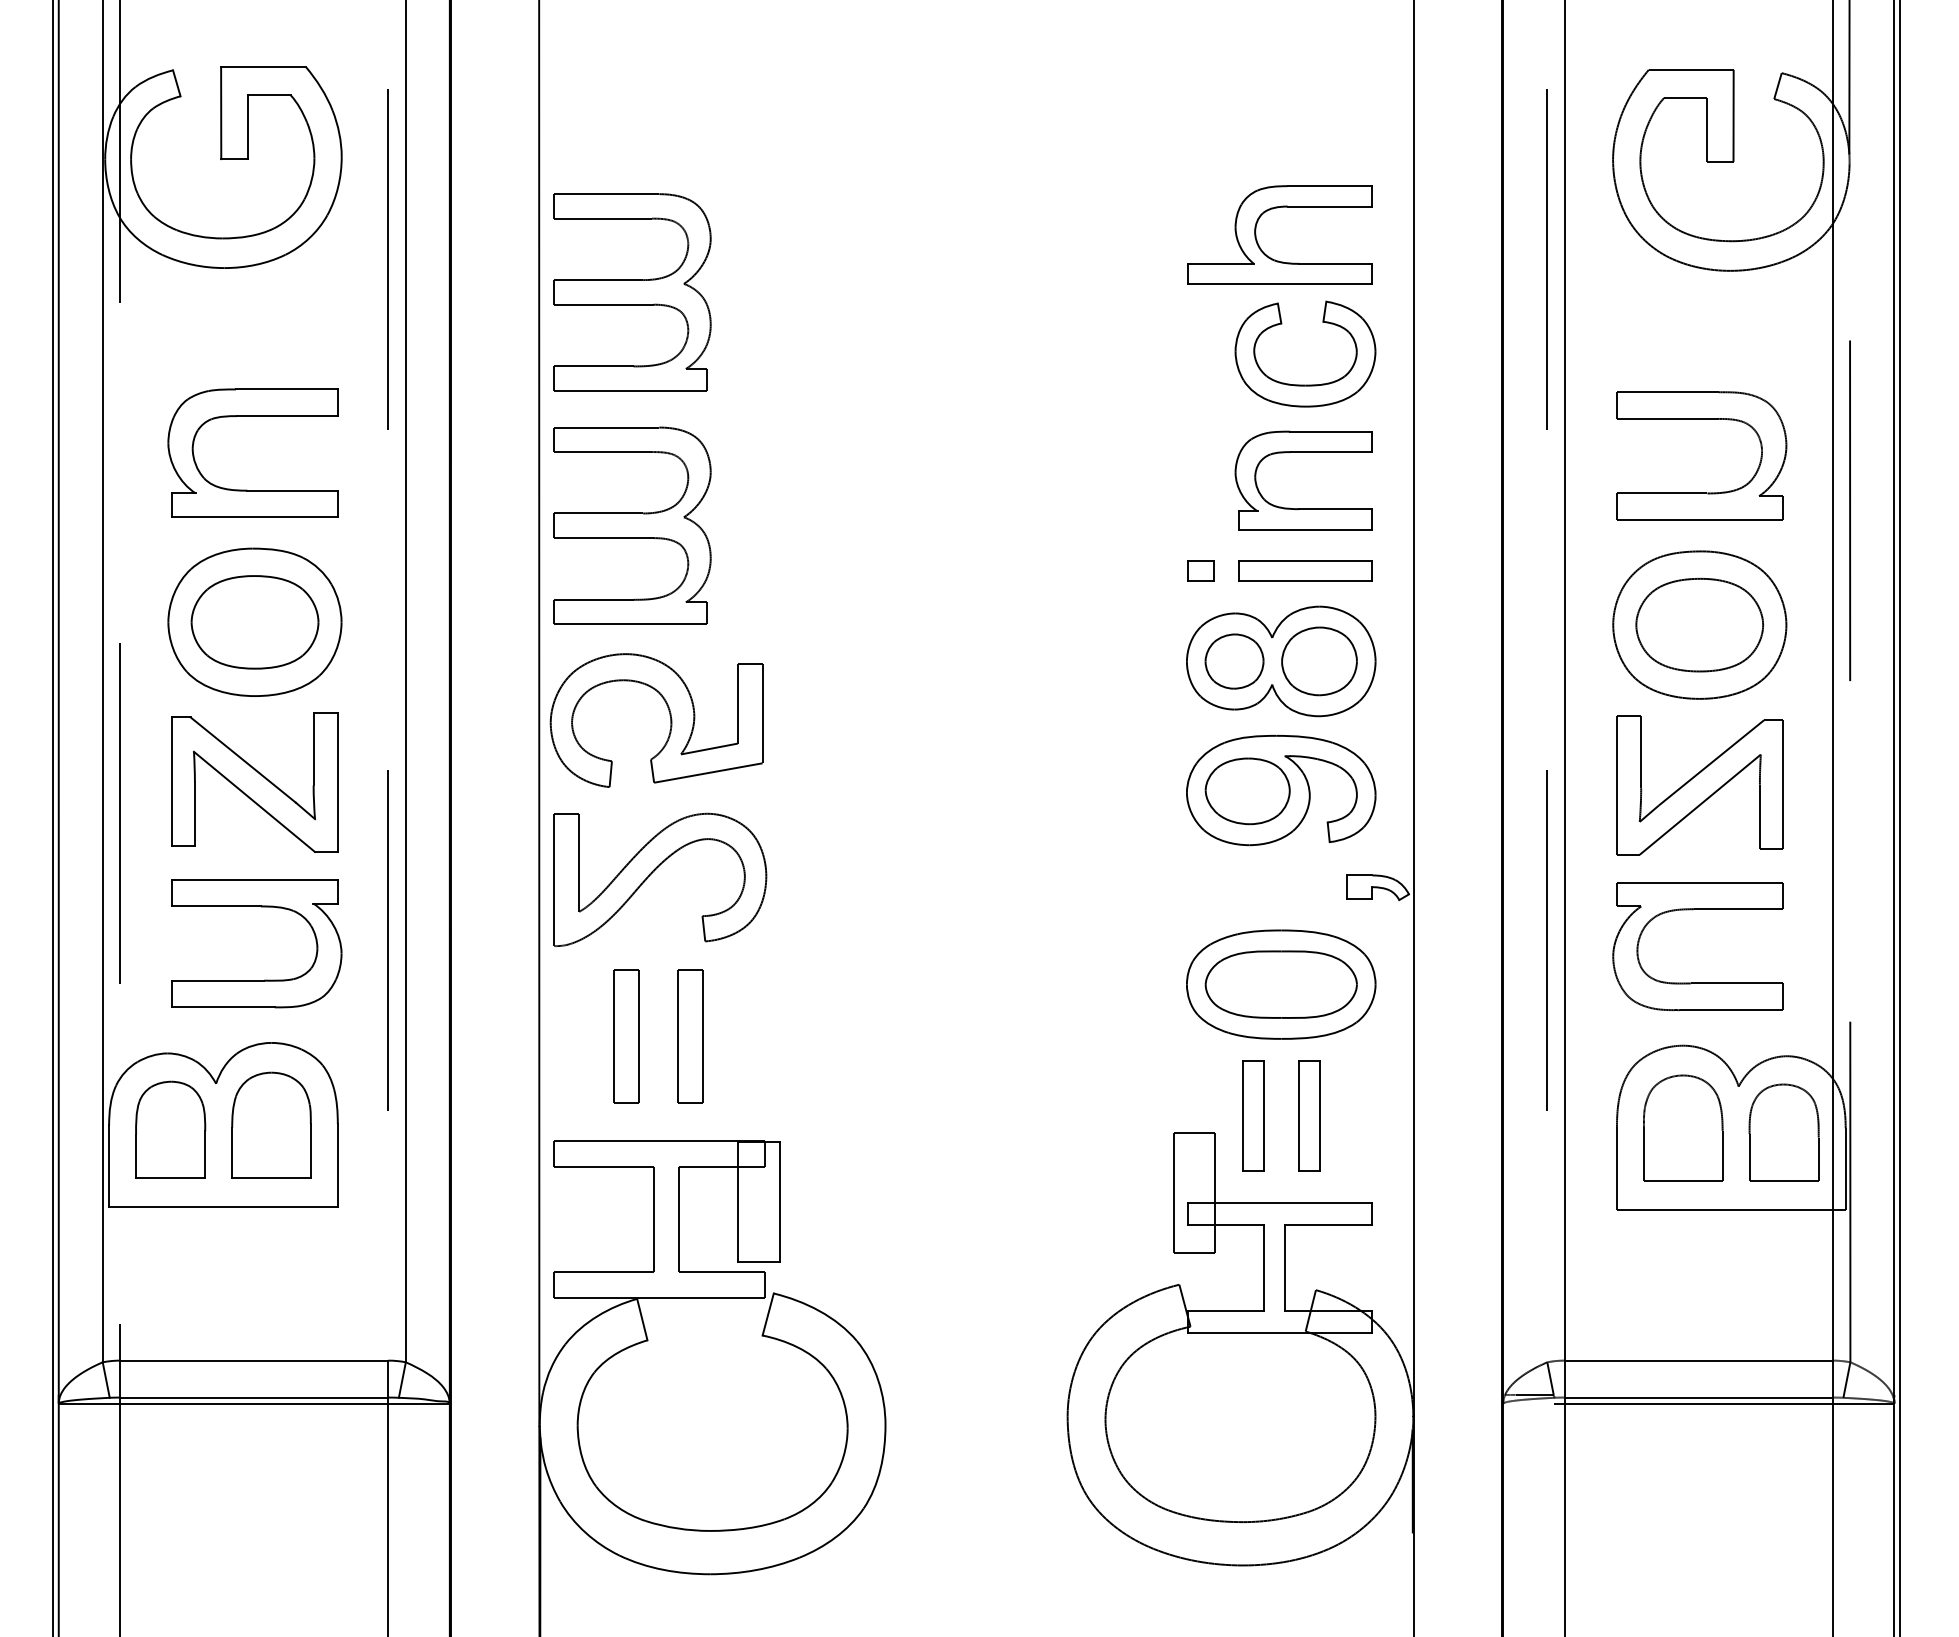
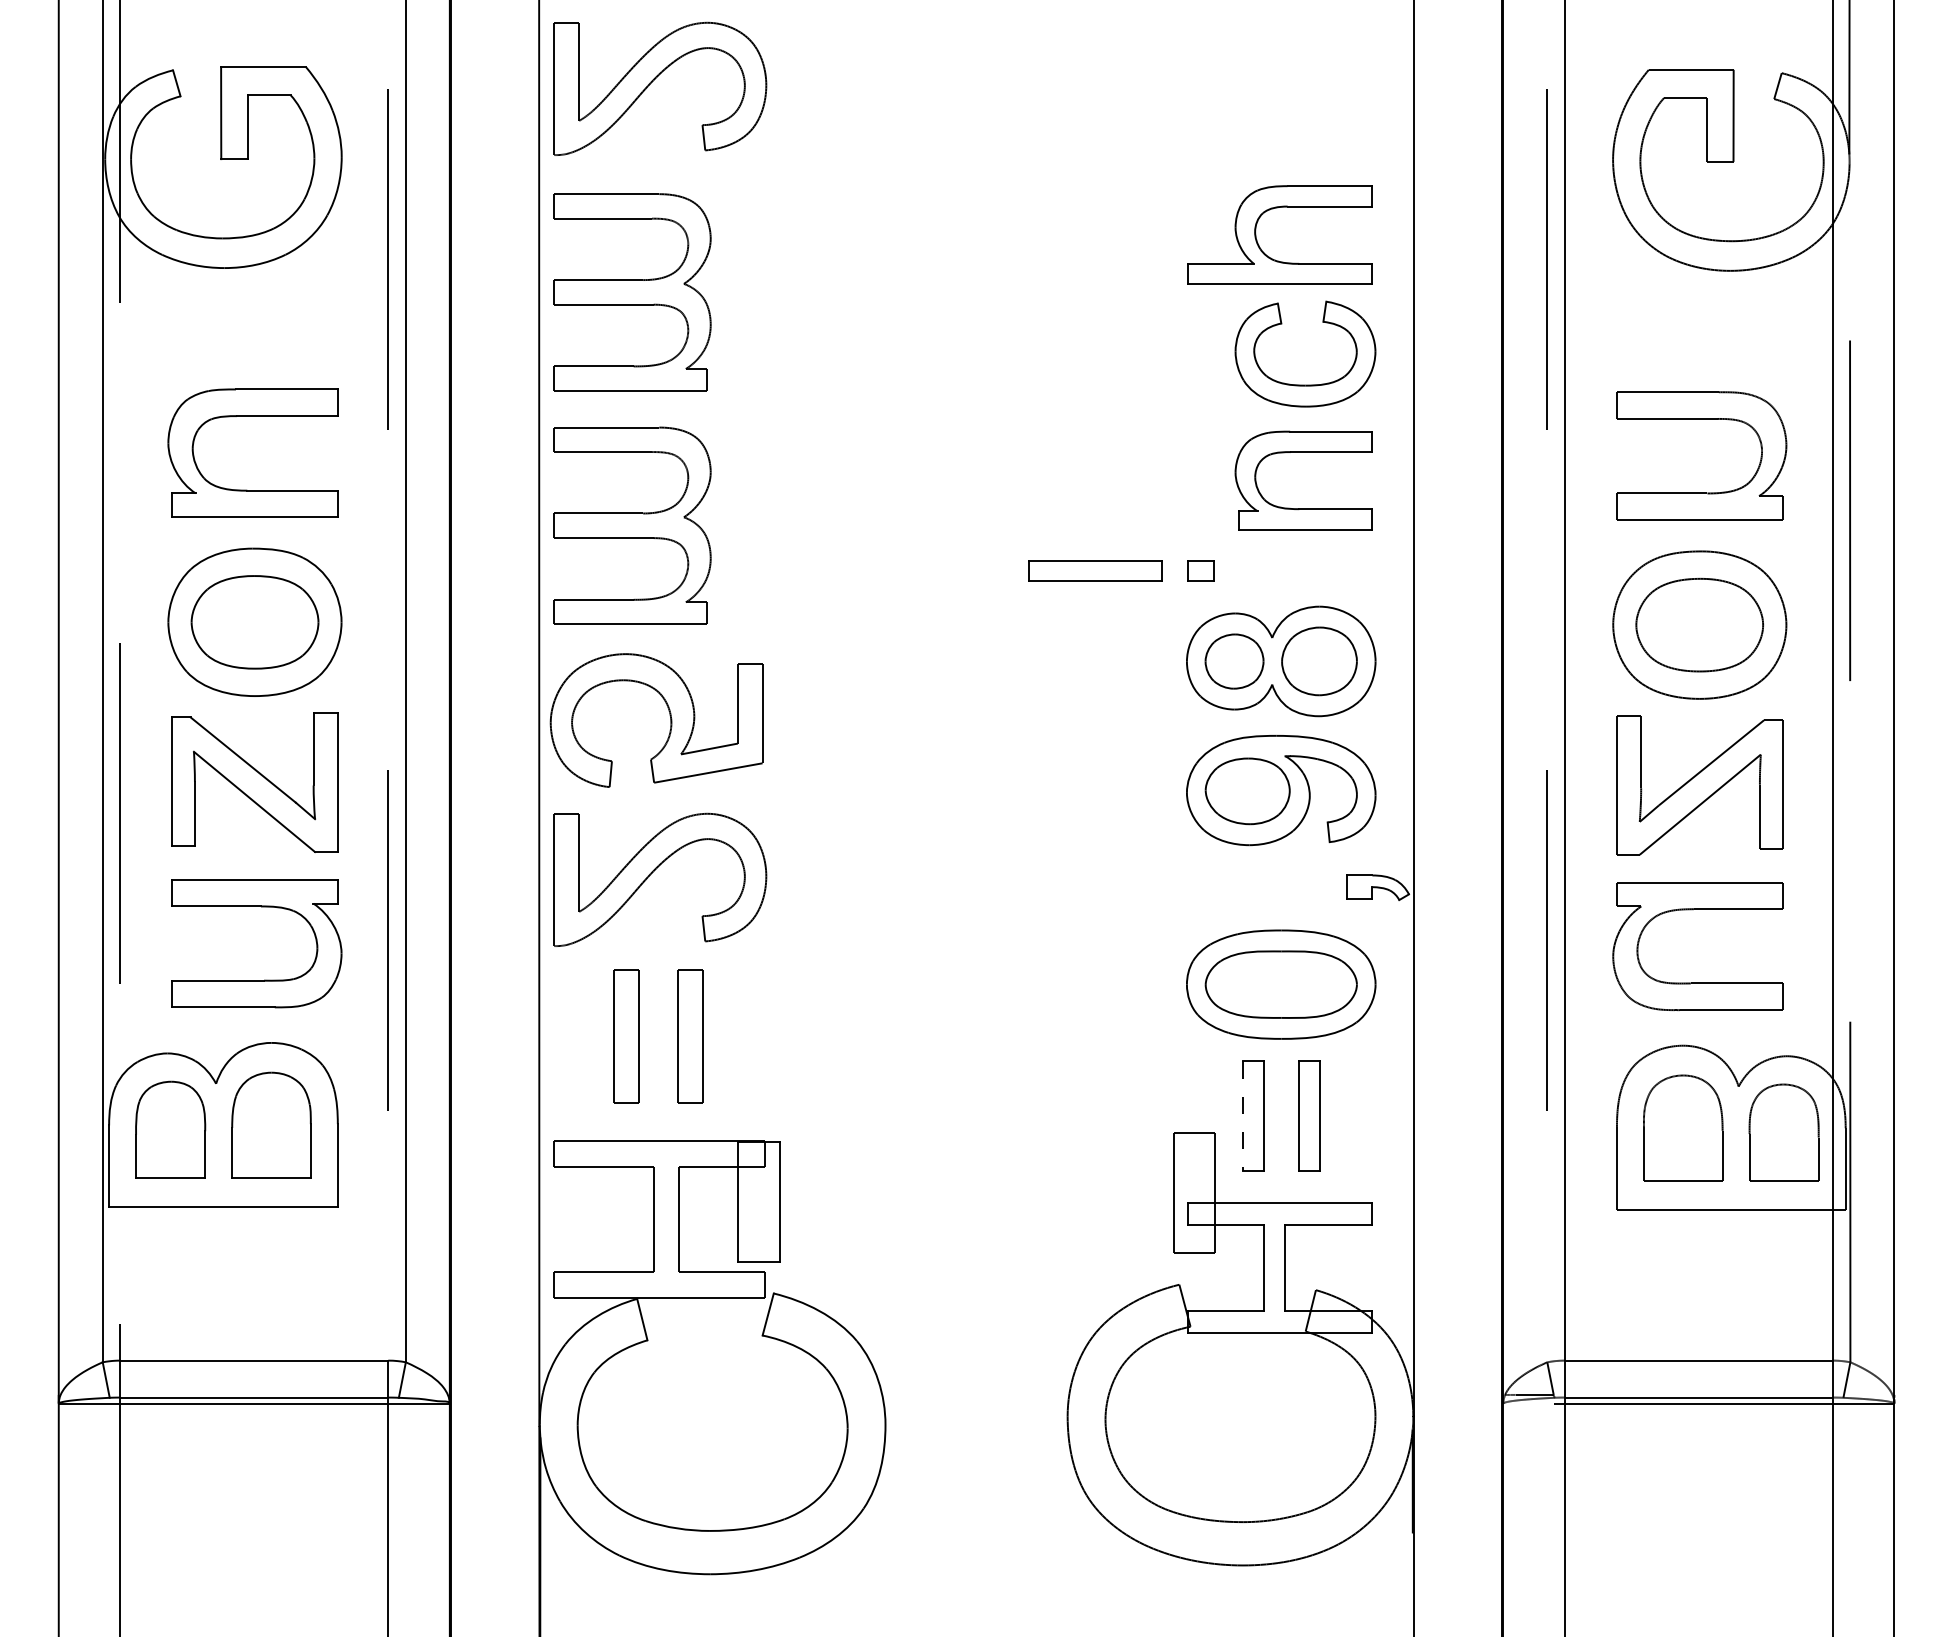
part: none -> present (653, 81)
part position: (1305, 570) -> (1095, 570) (1095, 570)
line: present -> none (52, 817)
line: present -> none (1900, 817)
line: solid -> dashed (1242, 1116)
